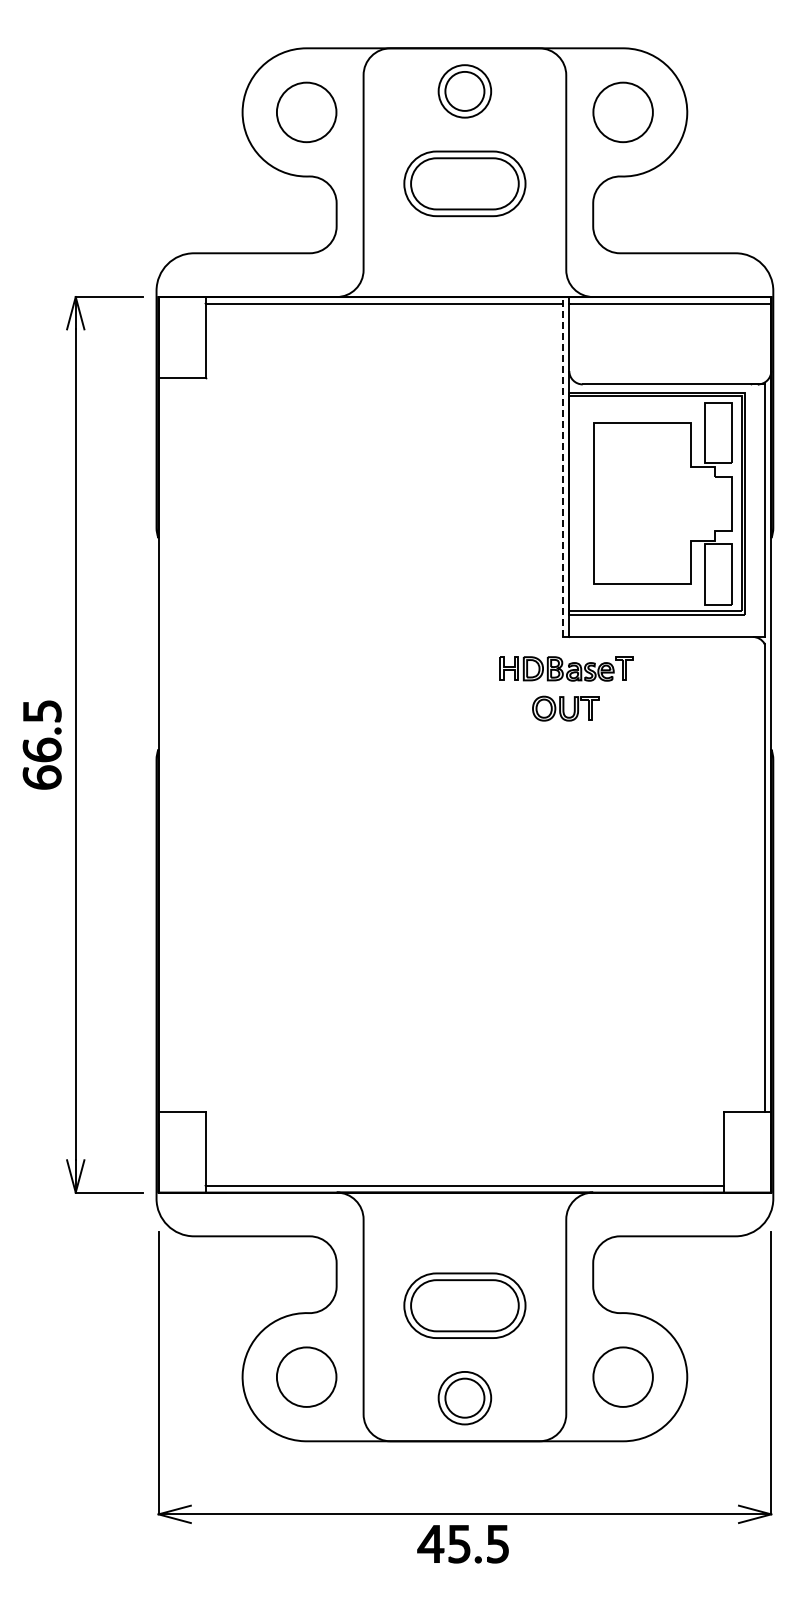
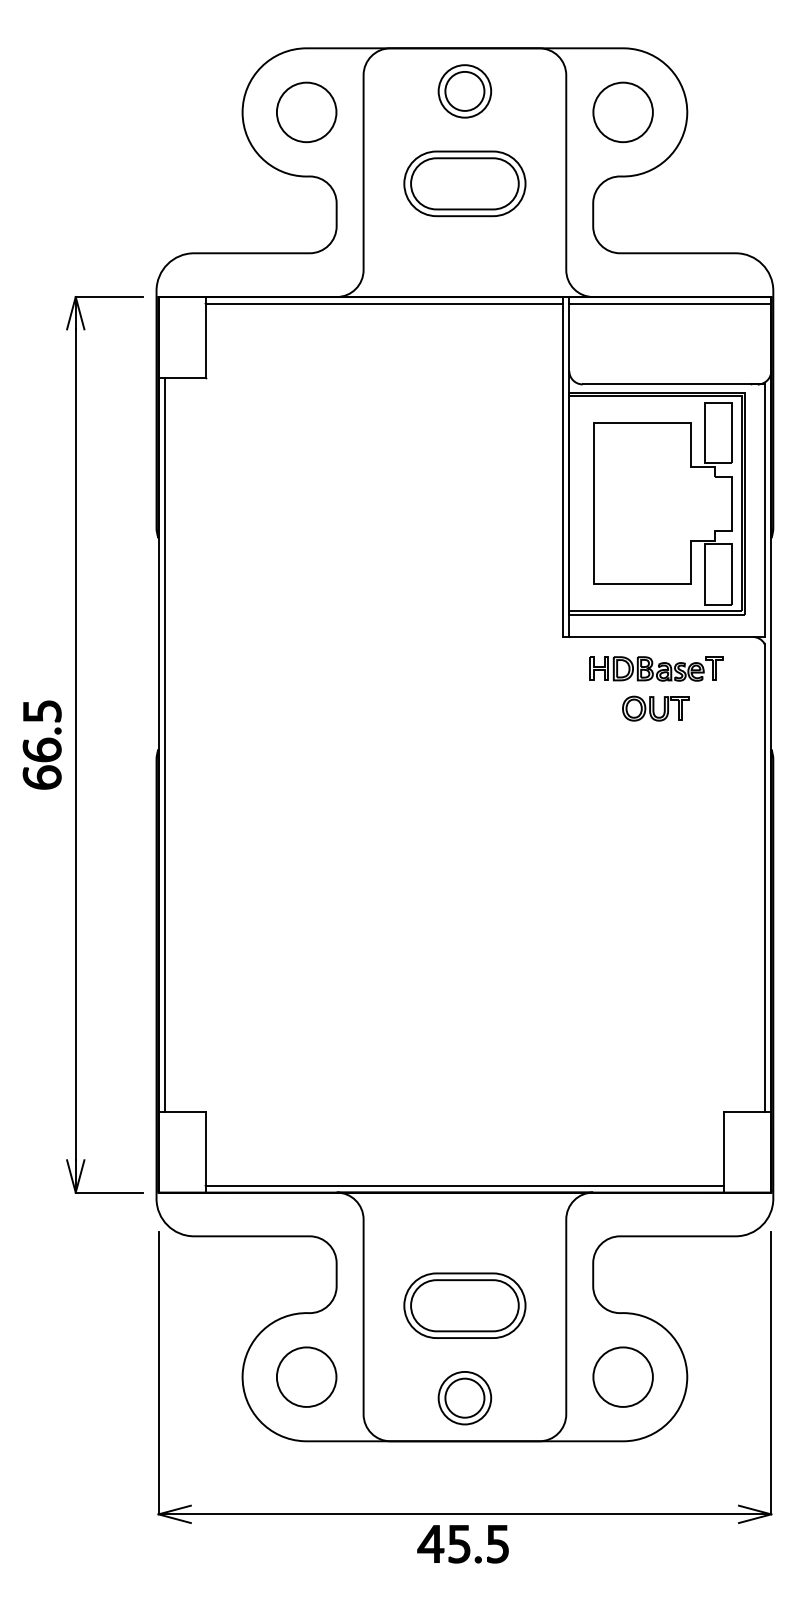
line: dashed -> solid (563, 466)
part position: (570, 681) -> (660, 681) (660, 681)
line: none -> present (165, 744)
